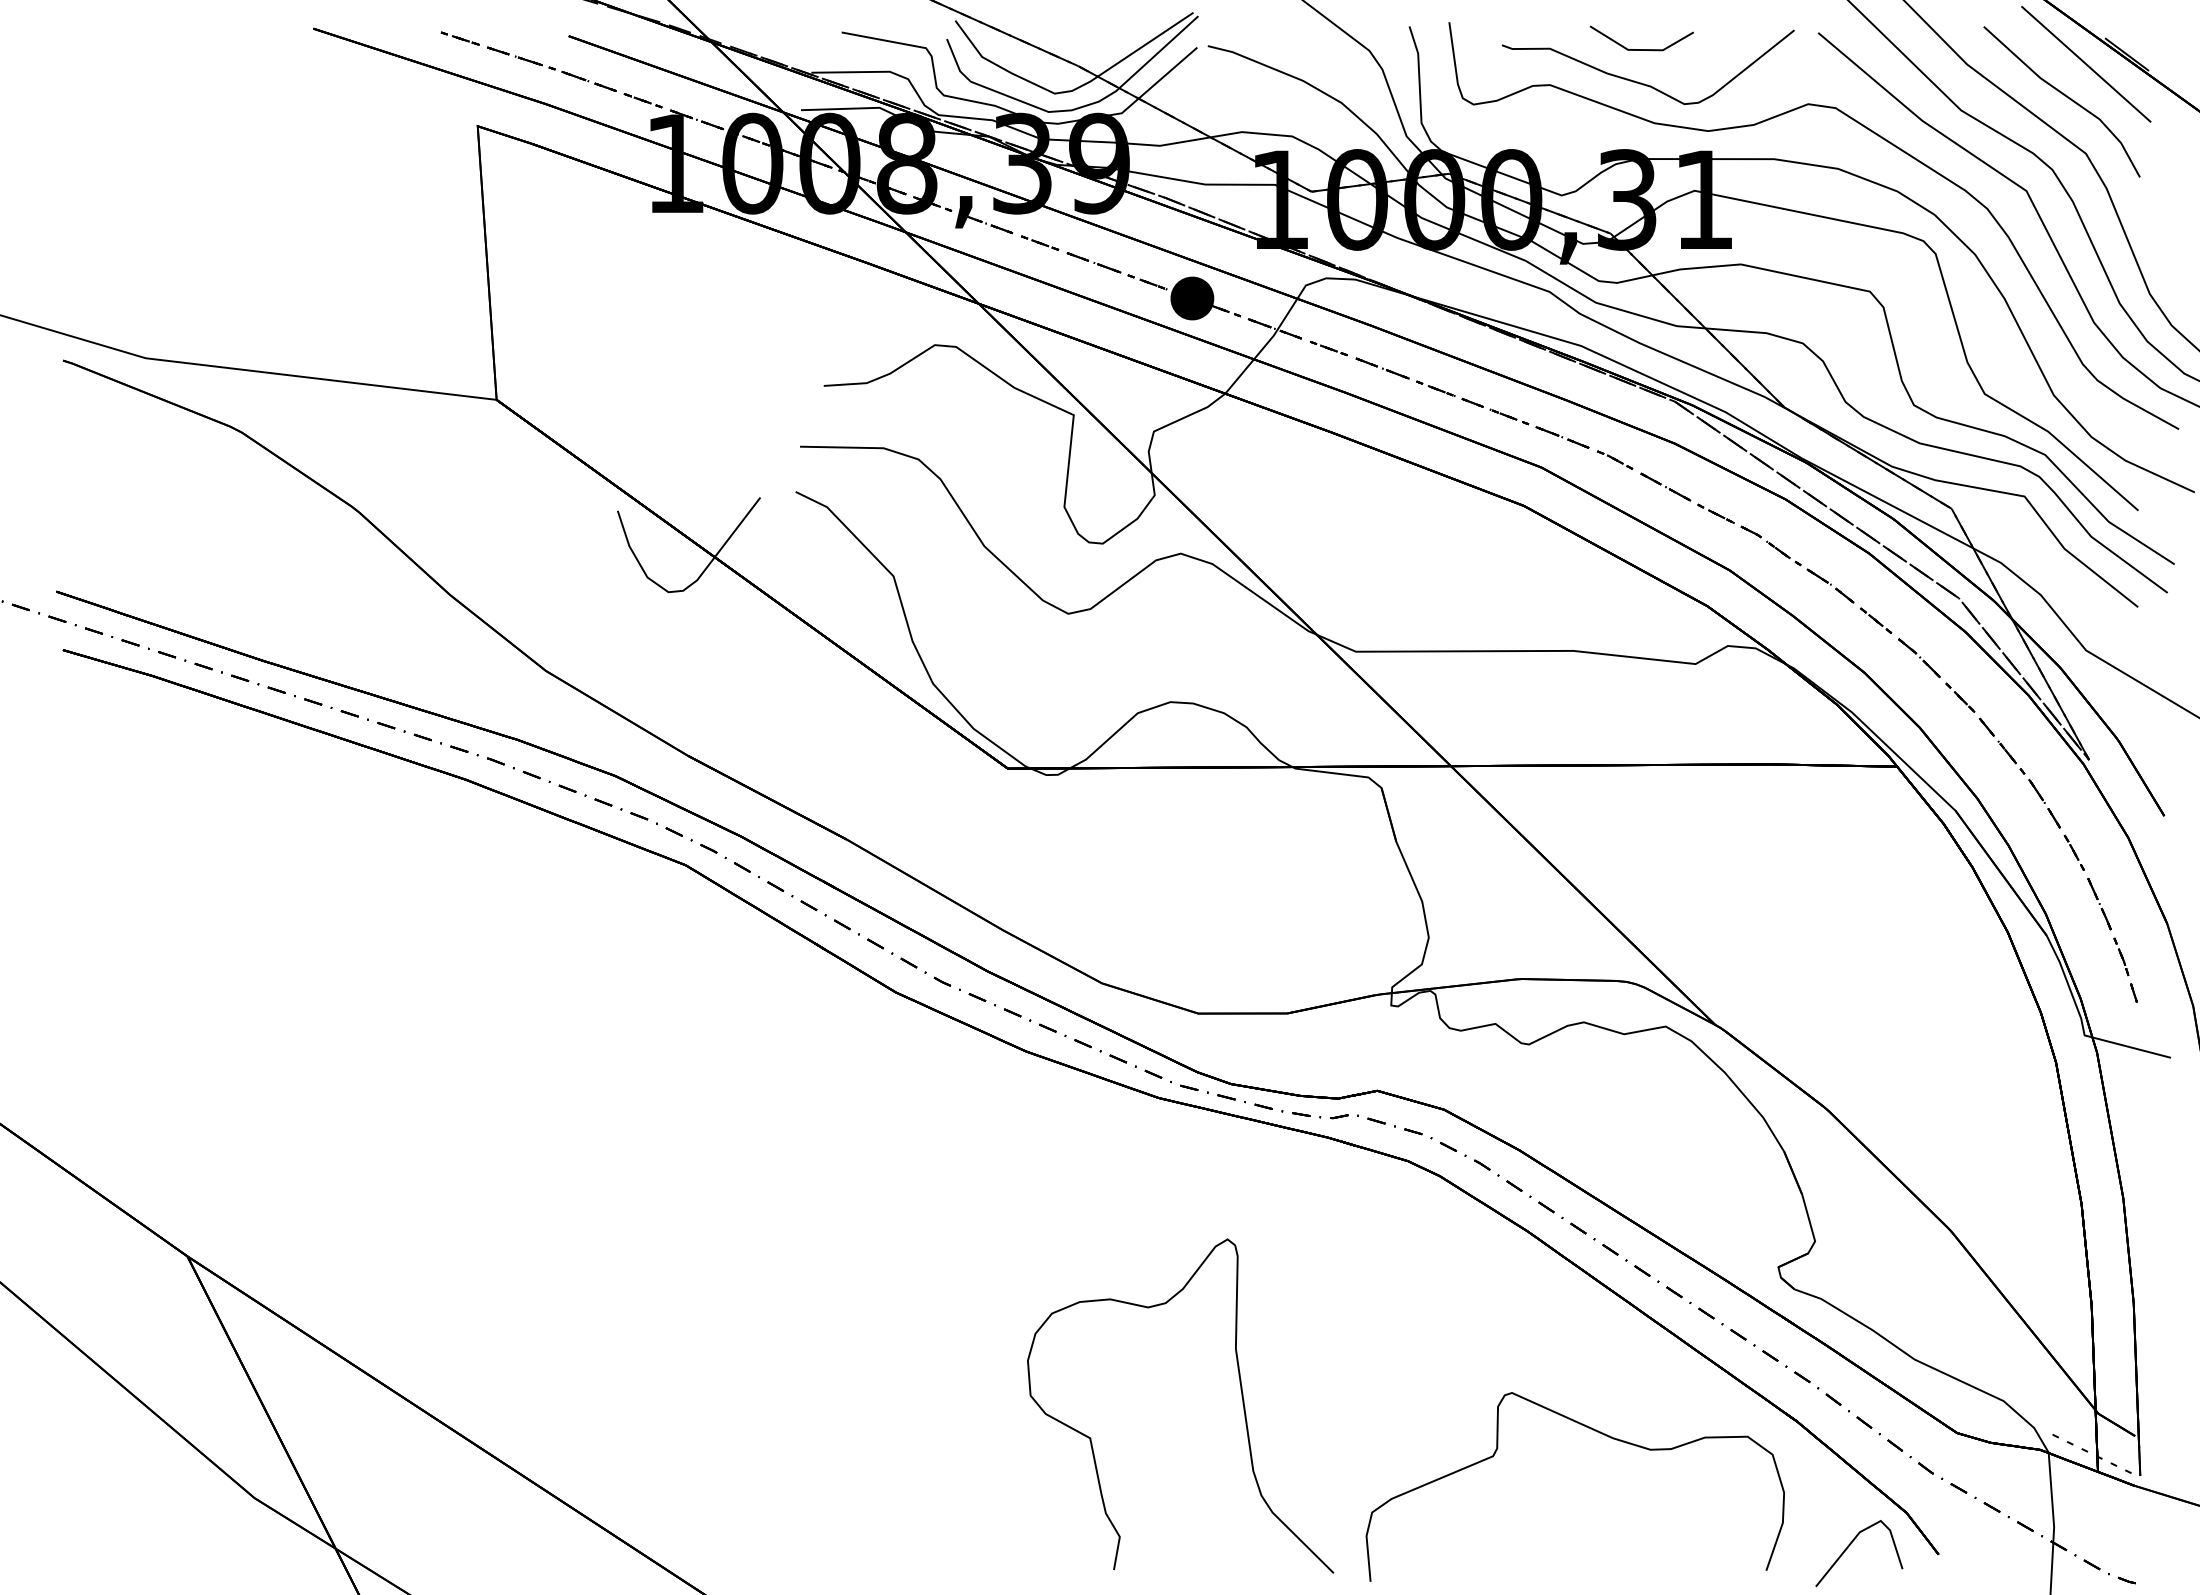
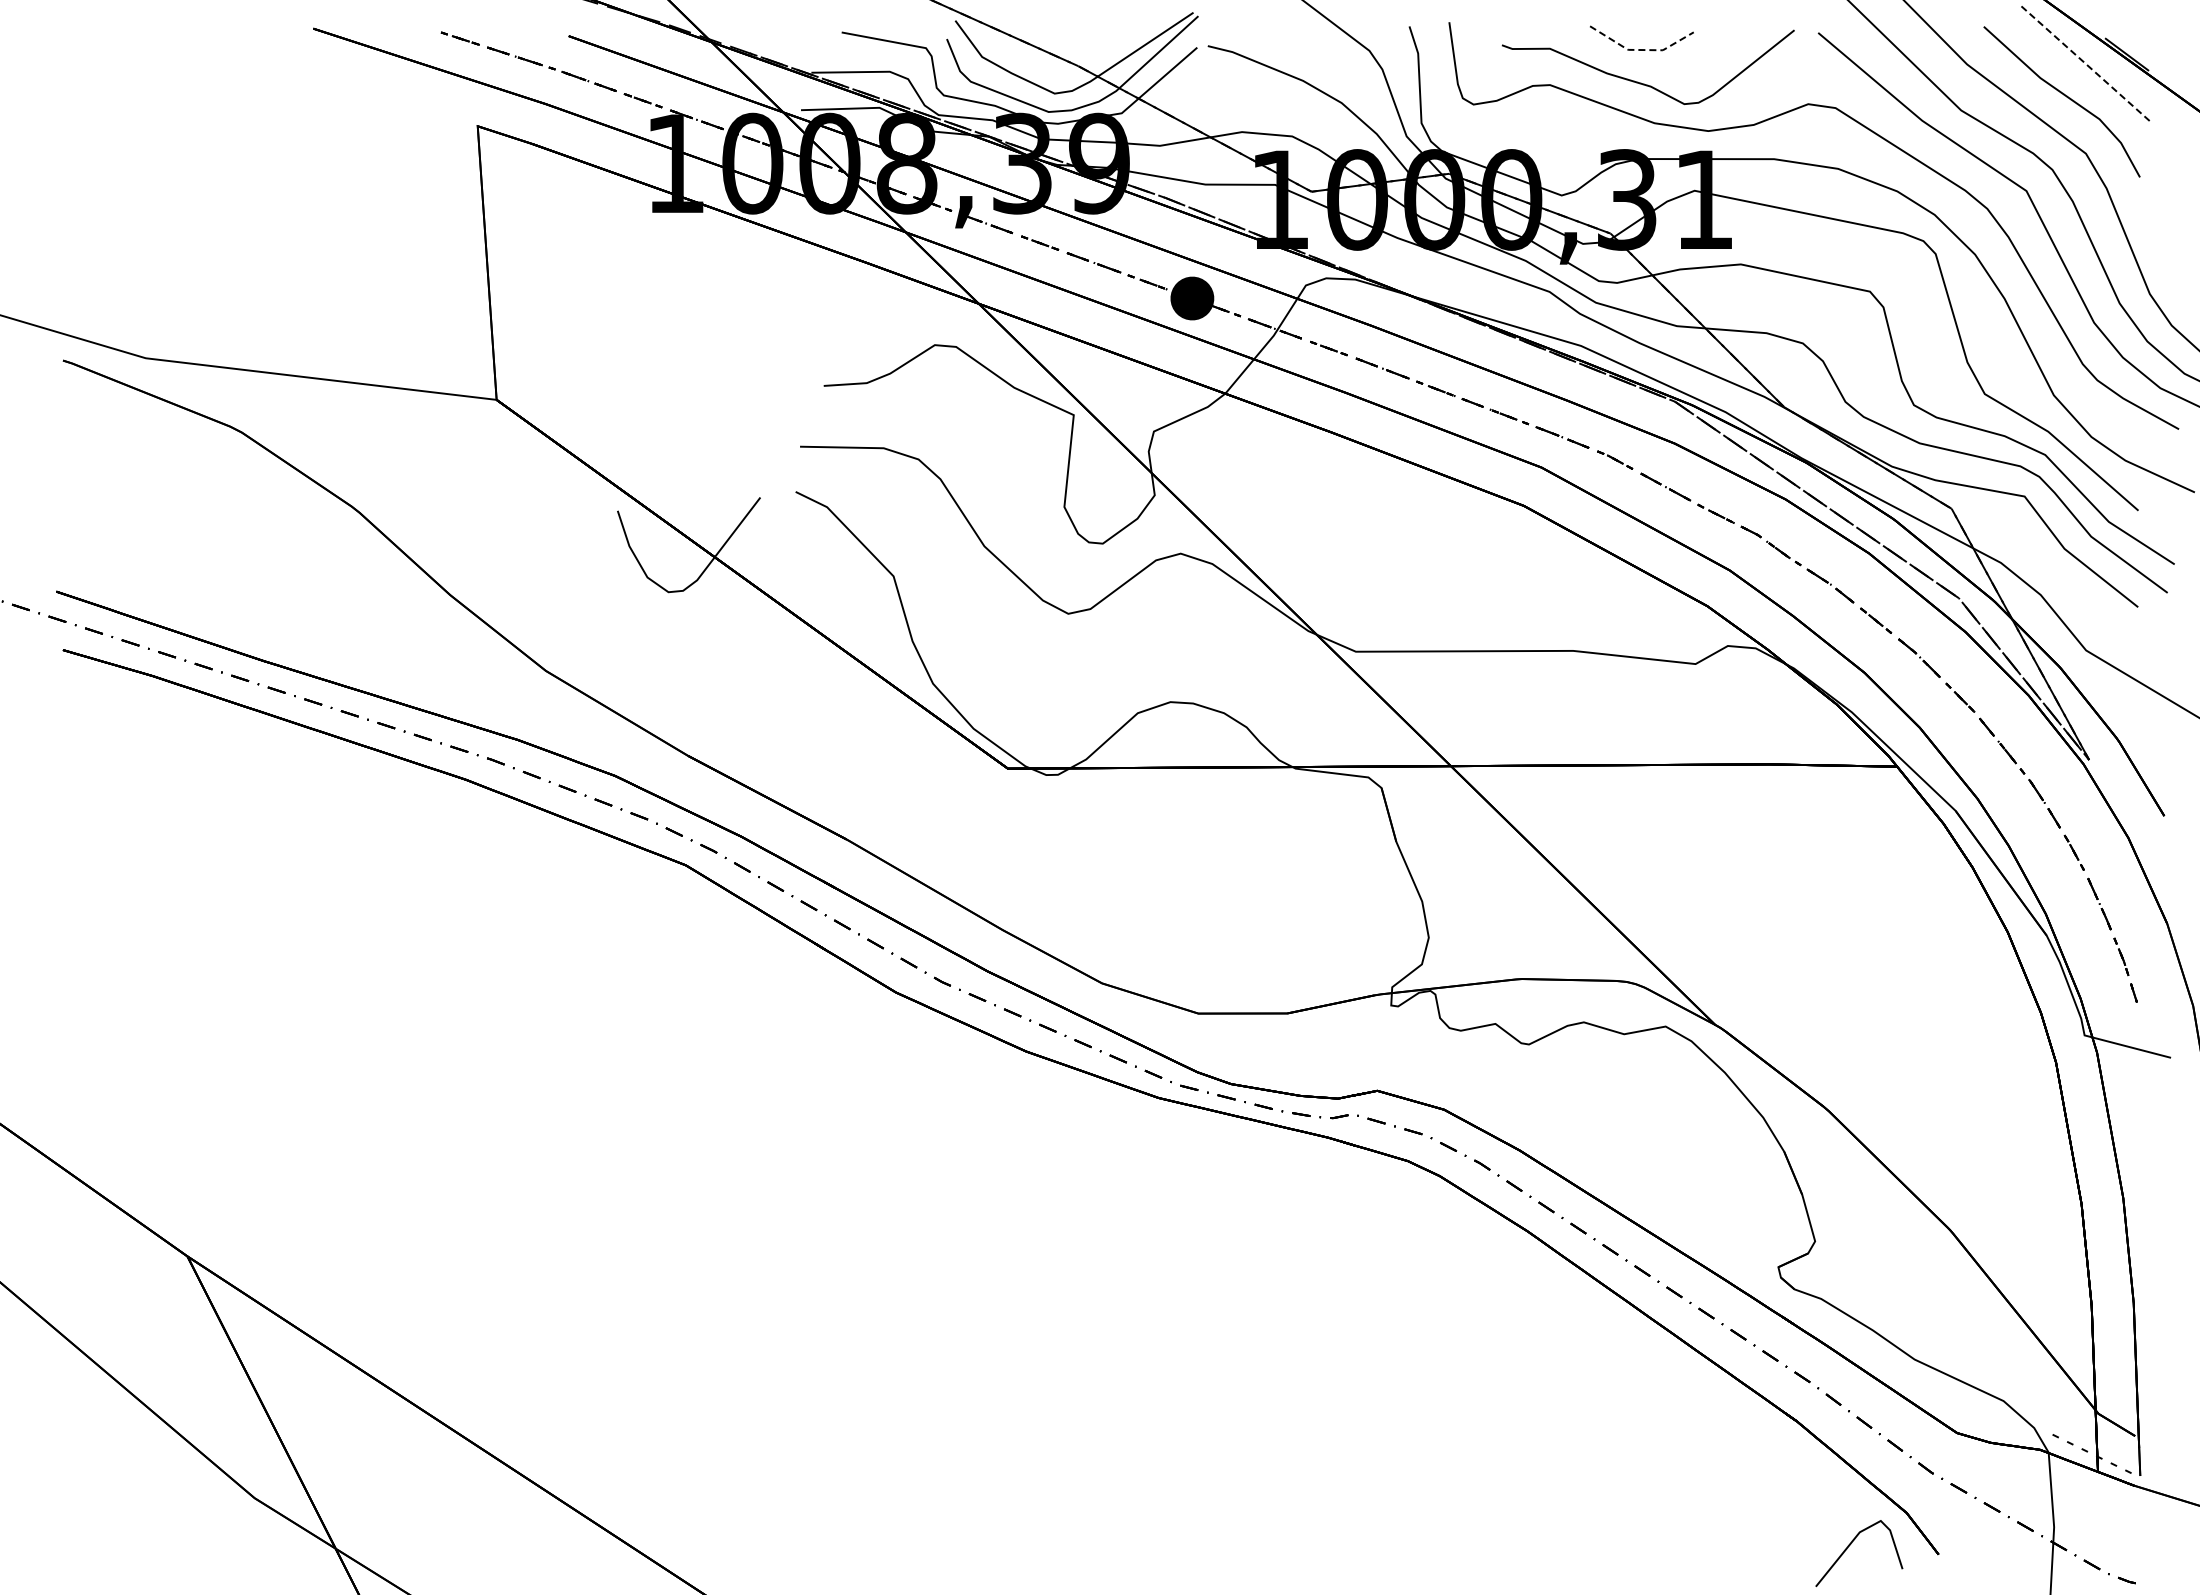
line: solid -> dashed (1641, 50)
line: solid -> dashed (2086, 64)
curve: present -> none (1241, 1397)
curve: present -> none (1601, 1434)
